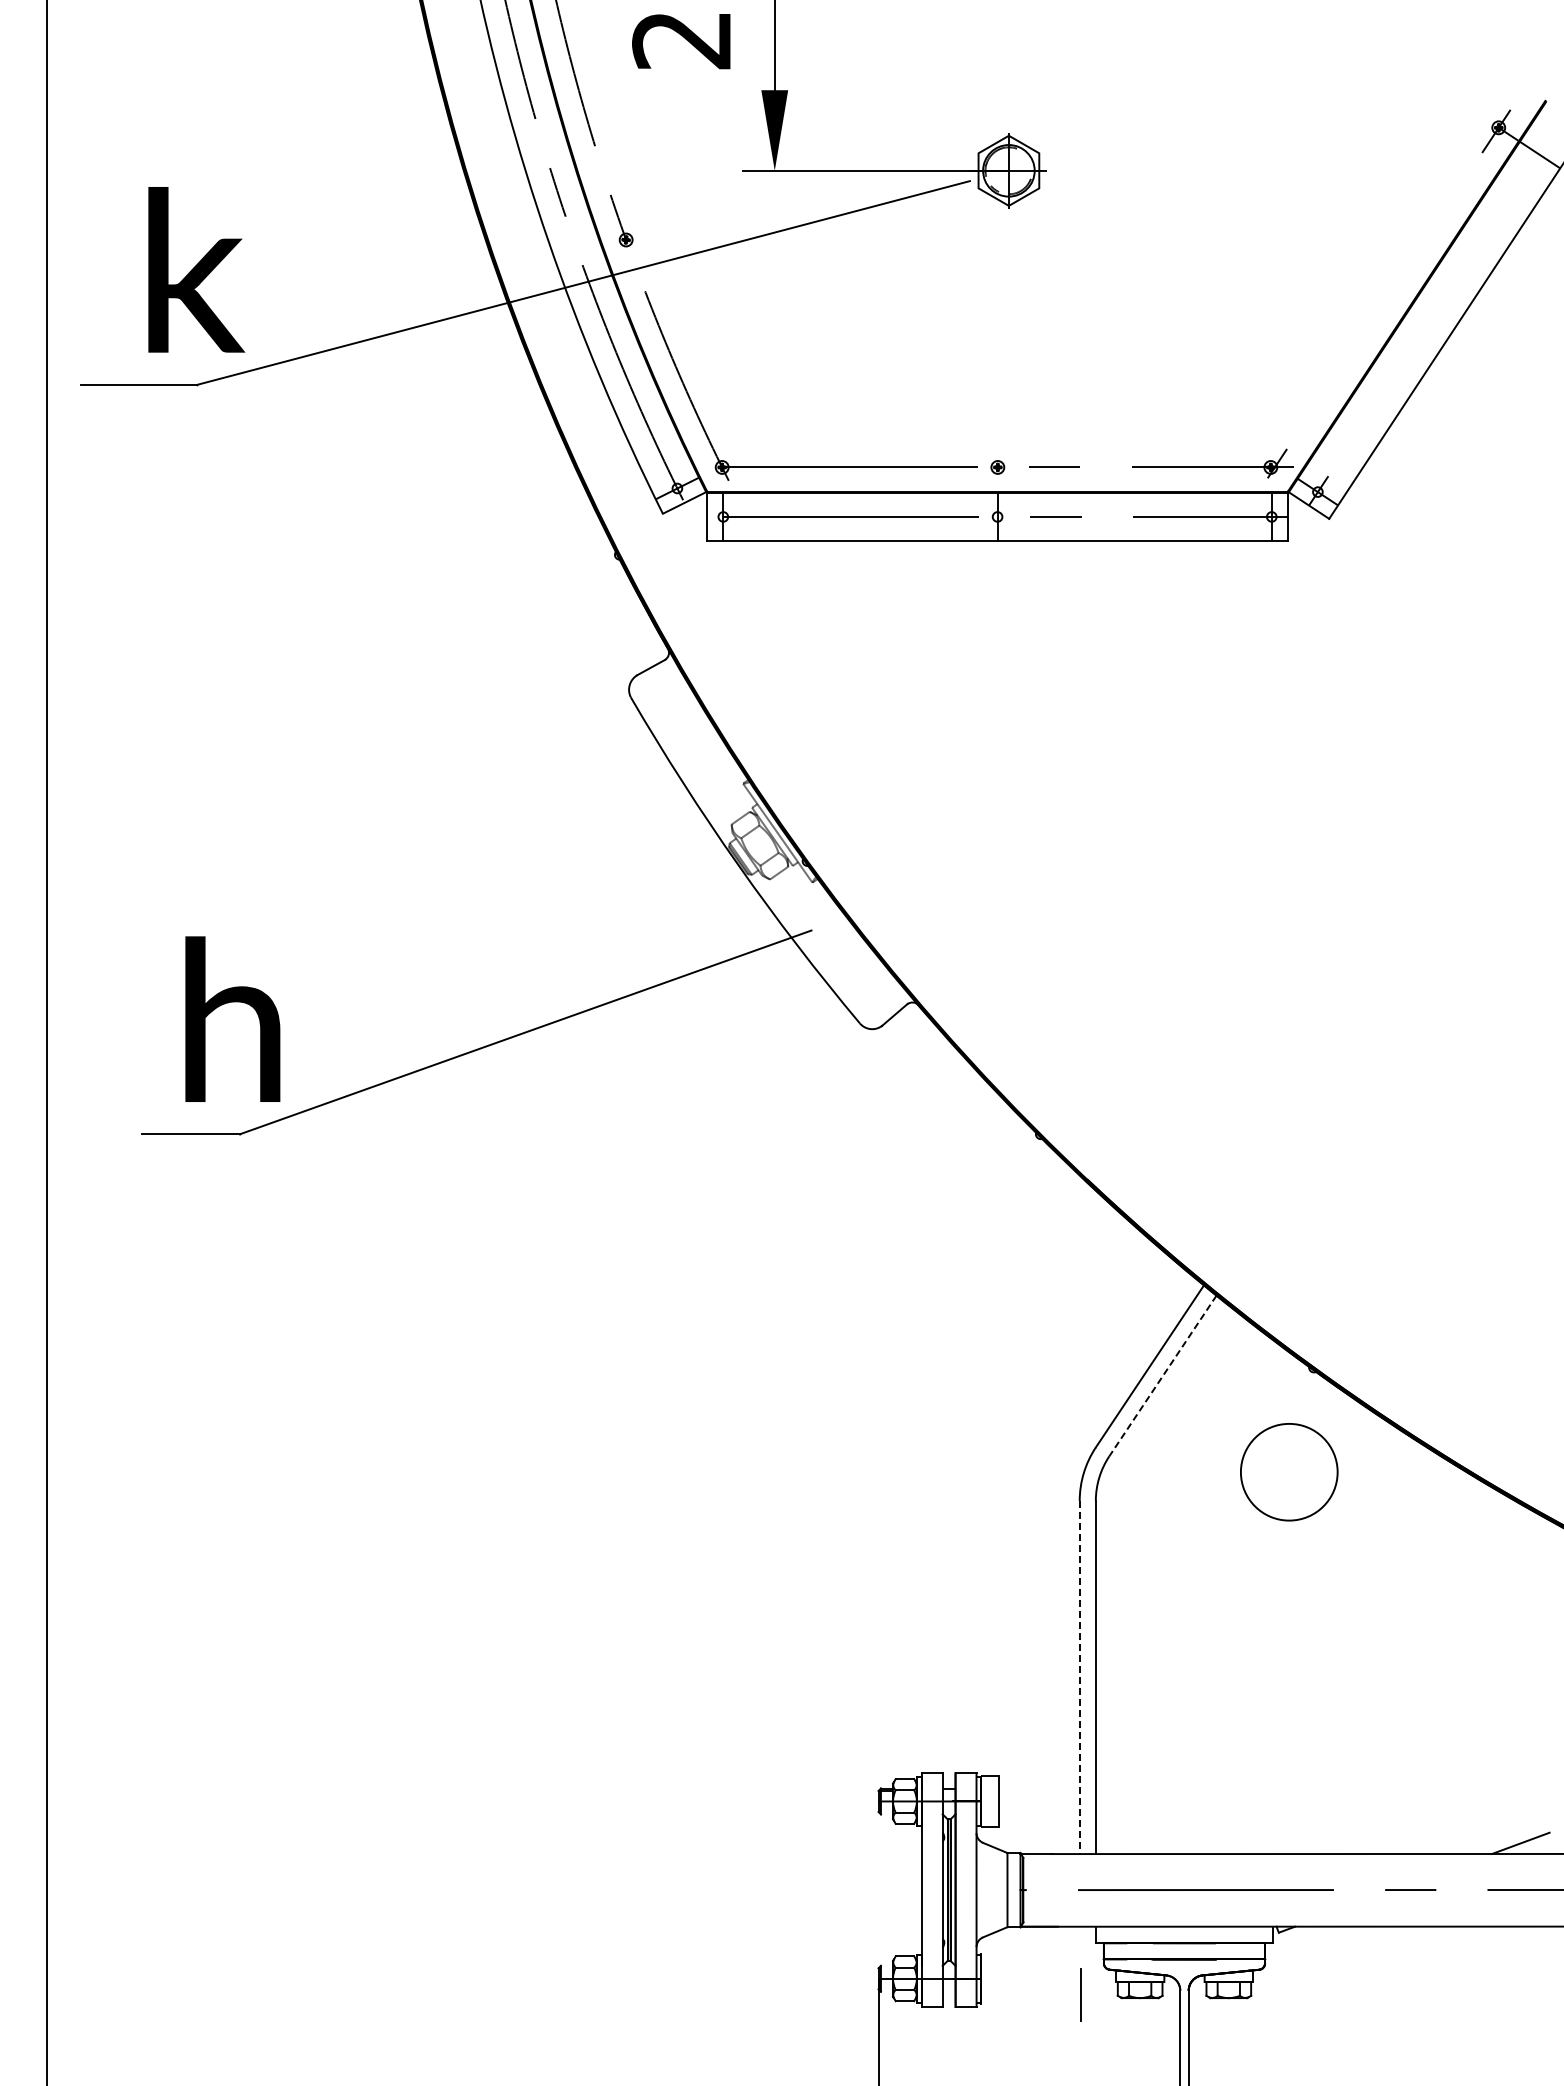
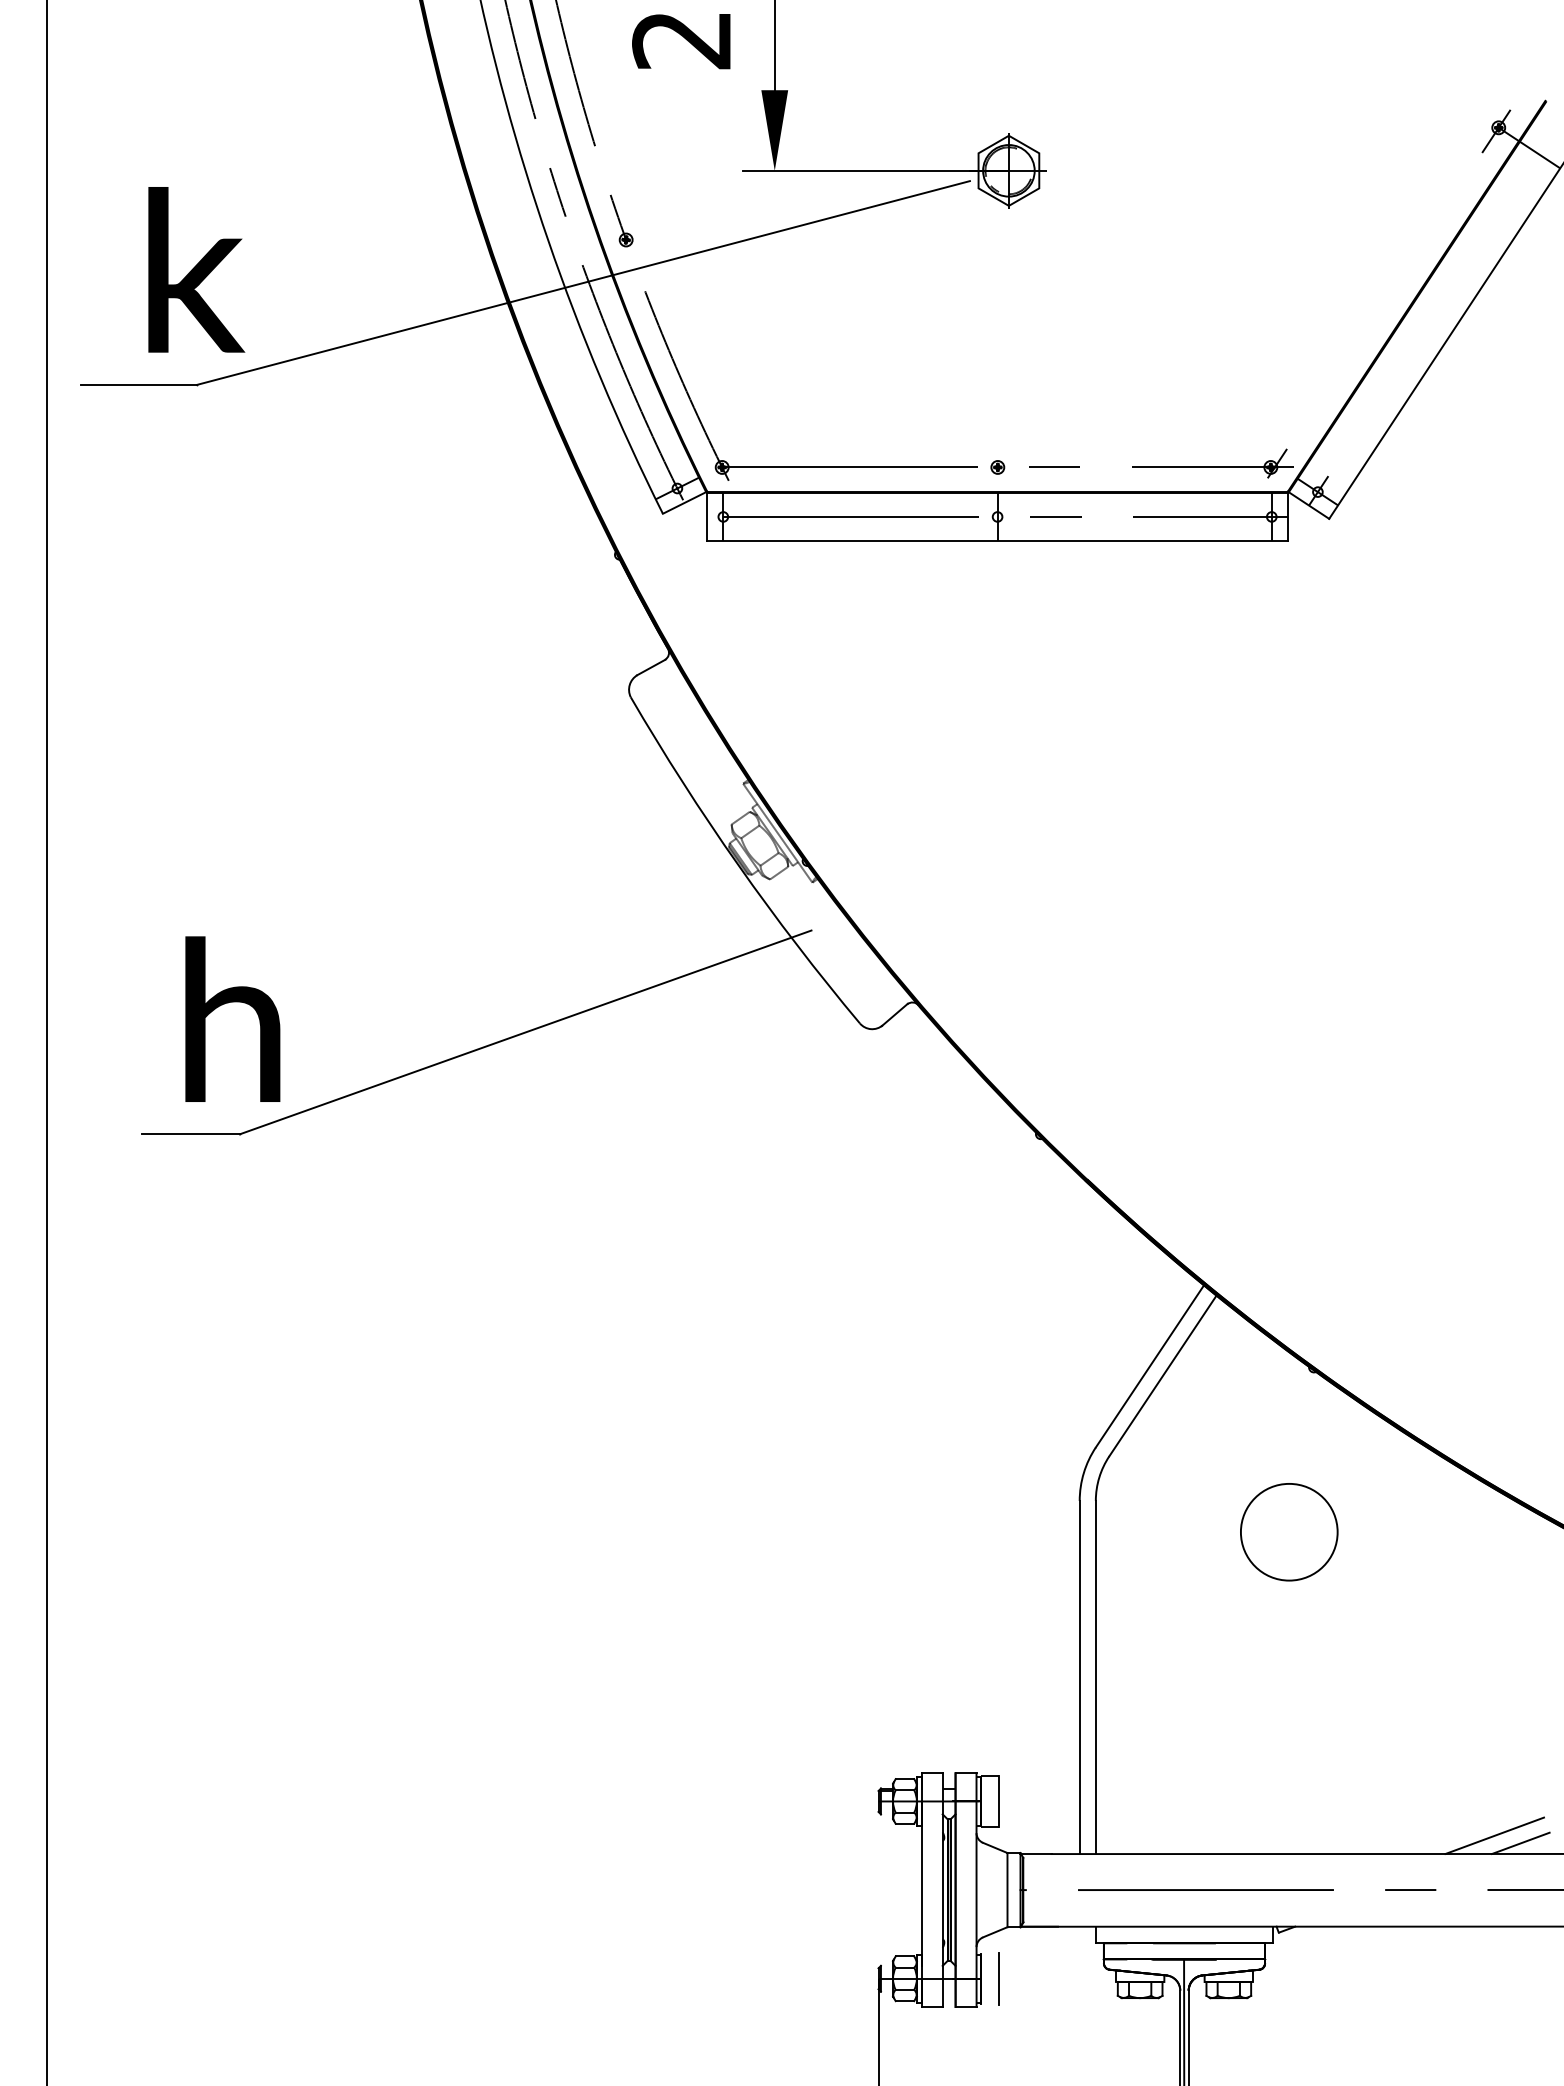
line: dashed -> solid (1162, 1375)
circle position: (1289, 1472) -> (1289, 1532) (1289, 1532)
line: dashed -> solid (1079, 1677)
line: none -> present (1494, 1835)
line position: (1080, 1994) -> (998, 1978) (998, 1978)
line: none -> present (1184, 2020)
